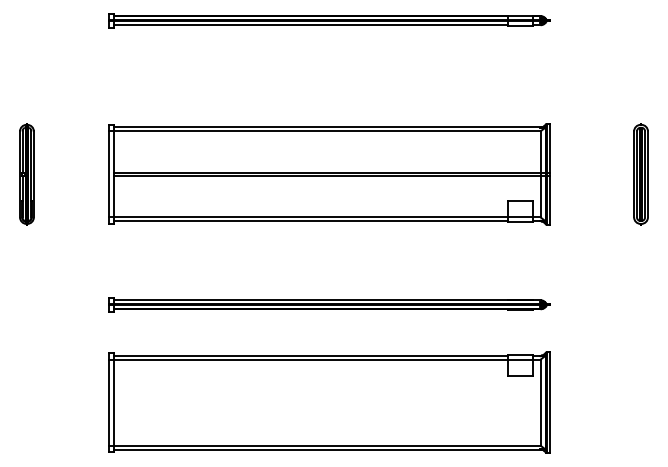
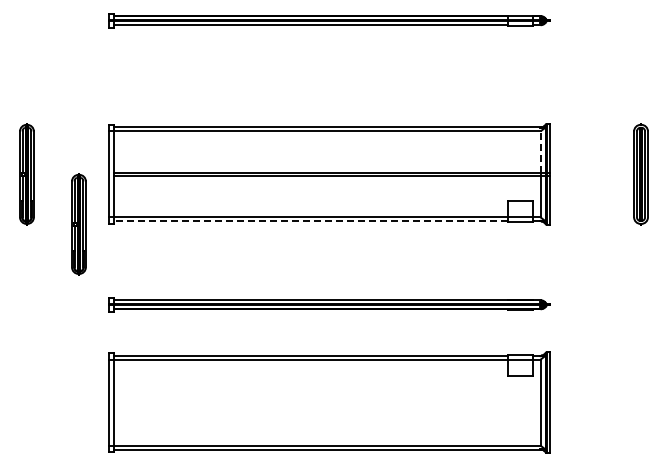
line: solid -> dashed (540, 151)
line: solid -> dashed (310, 221)
part: none -> present (78, 224)
